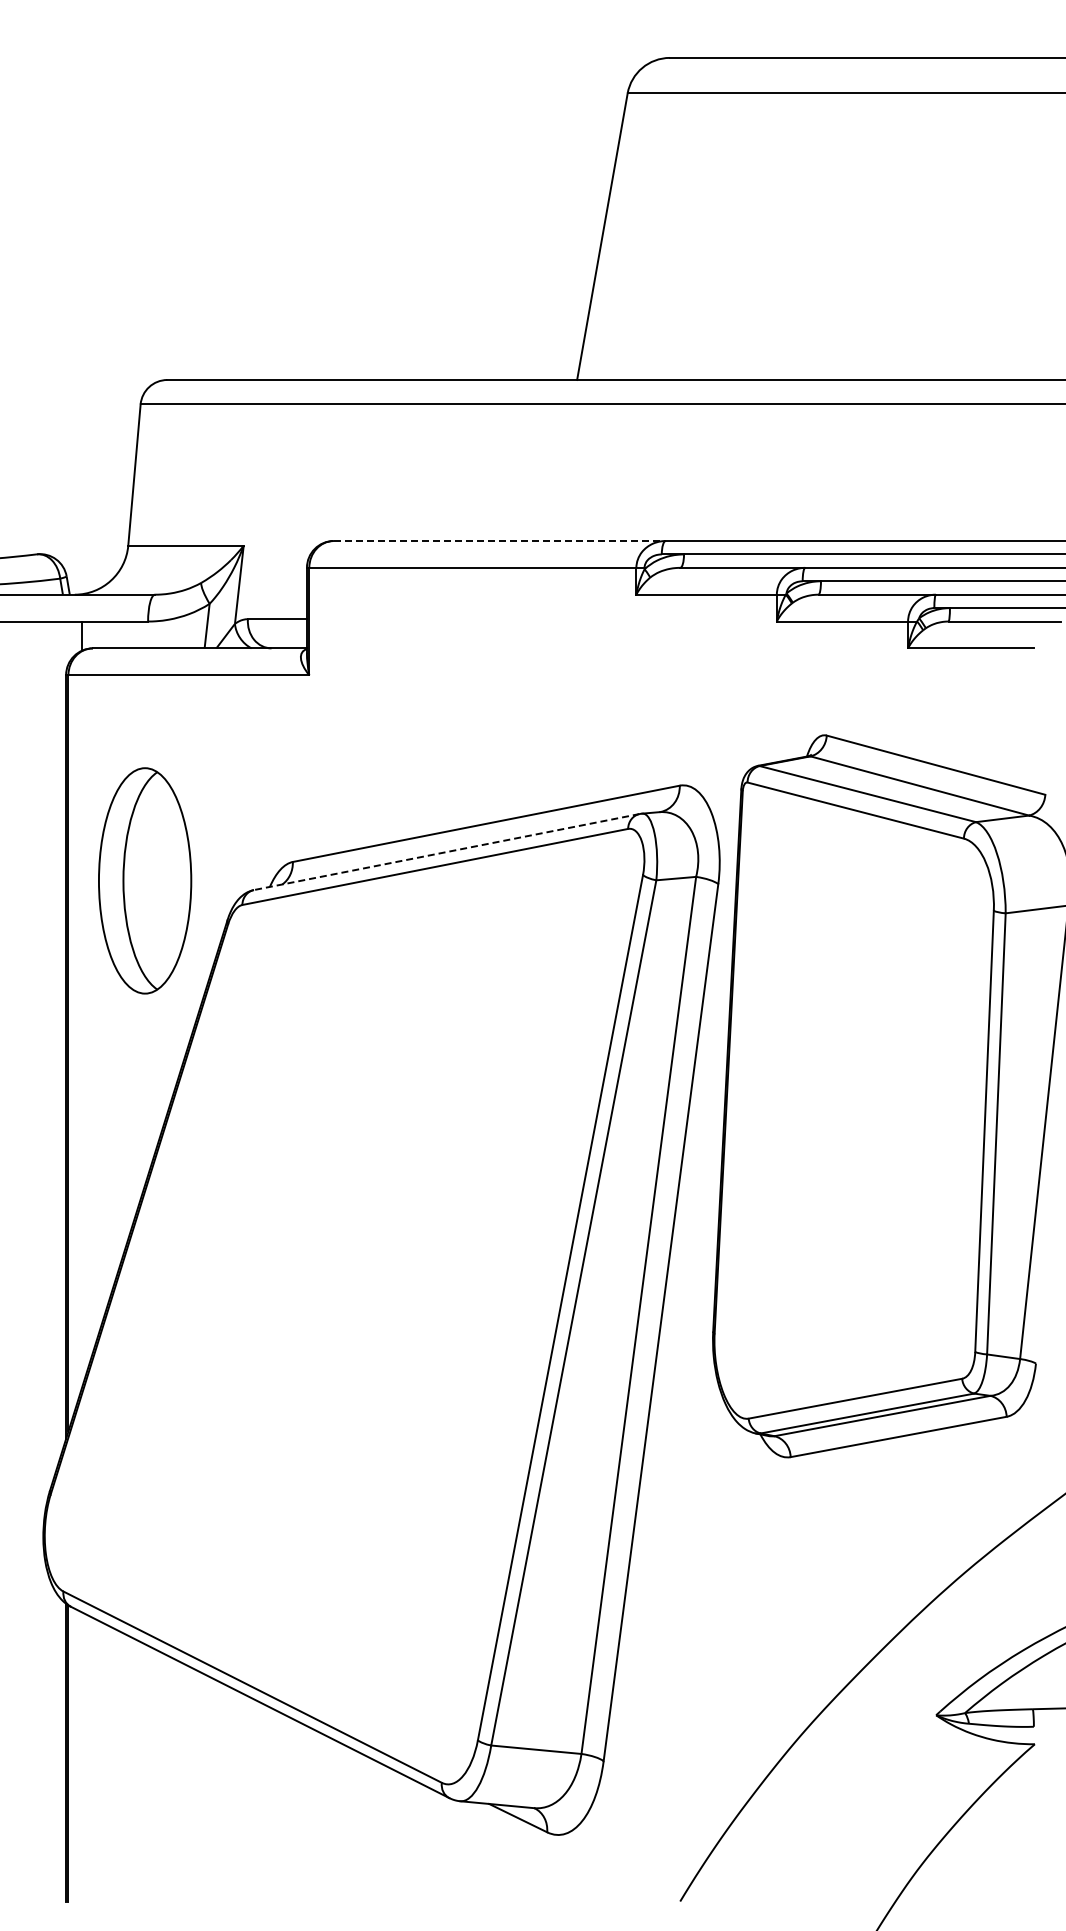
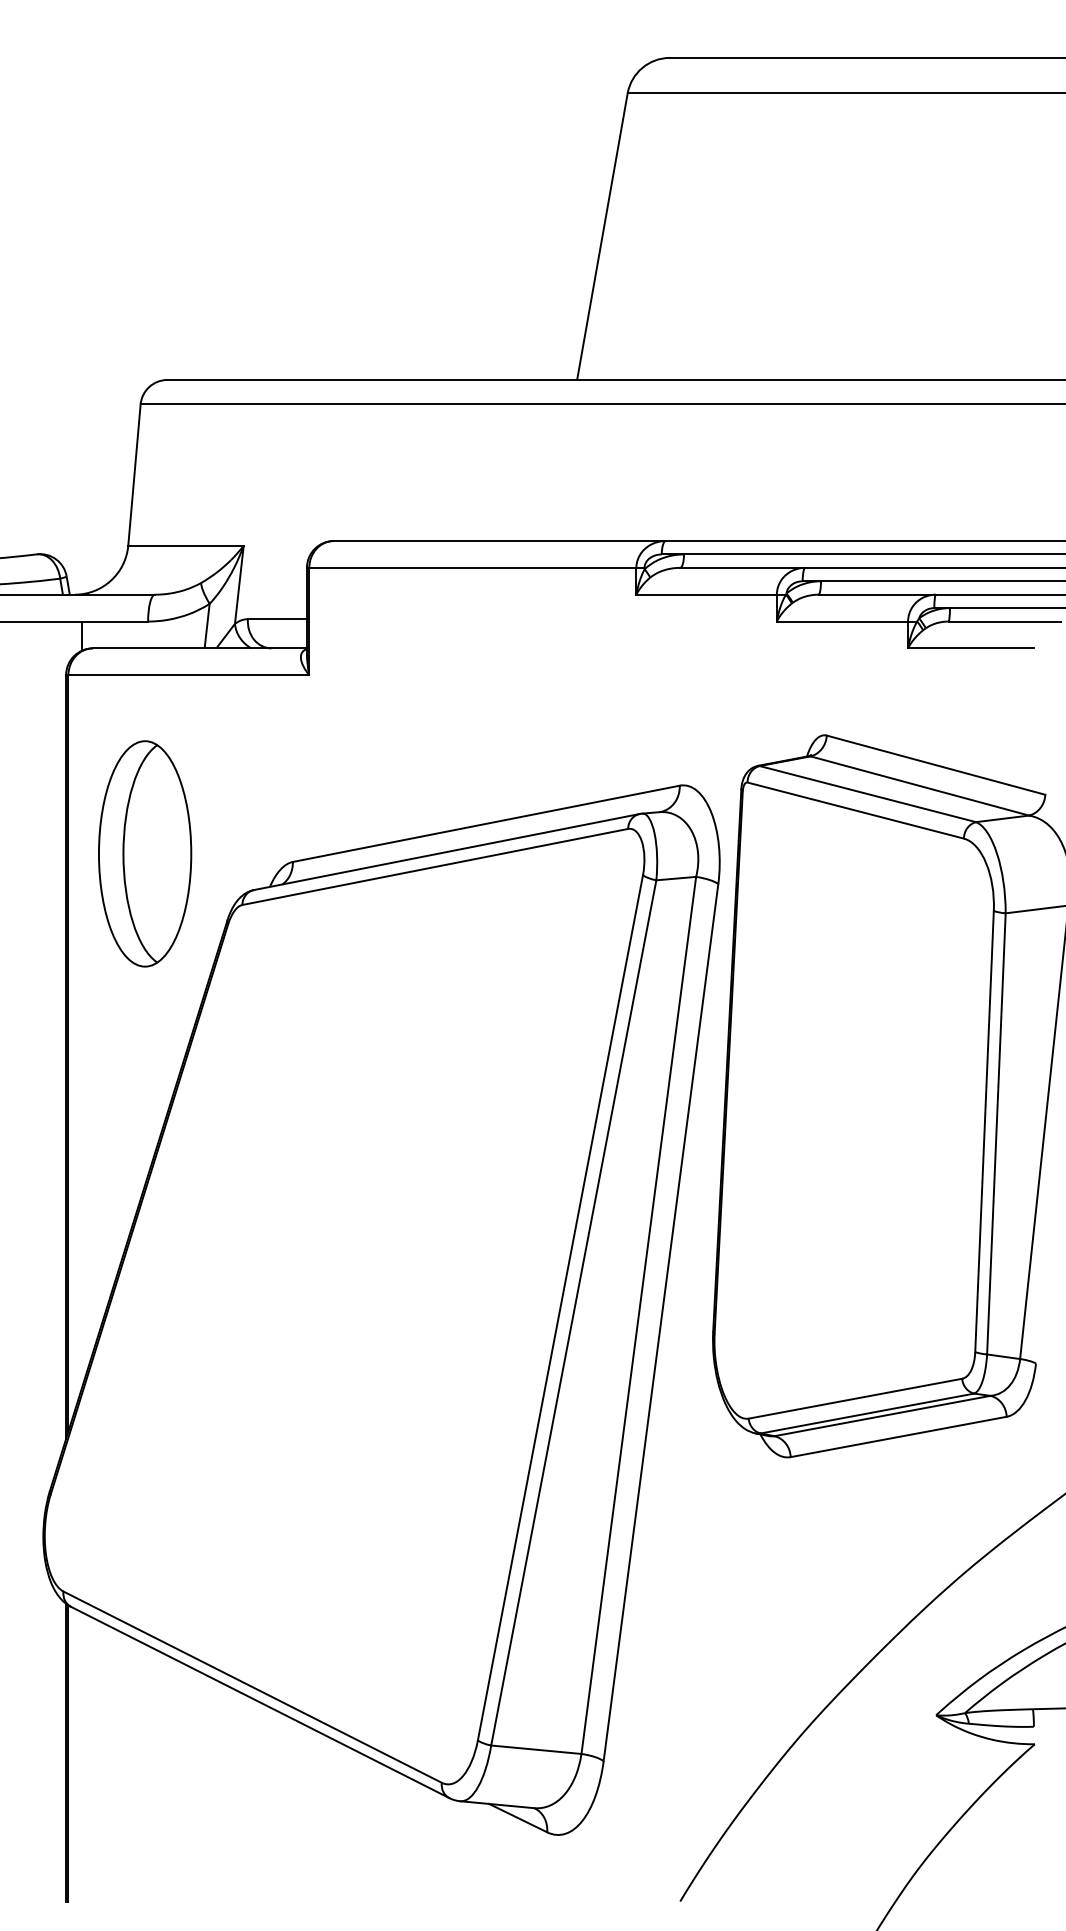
line: dashed -> solid (499, 541)
line: dashed -> solid (446, 852)
part position: (145, 880) -> (145, 853) (145, 853)
